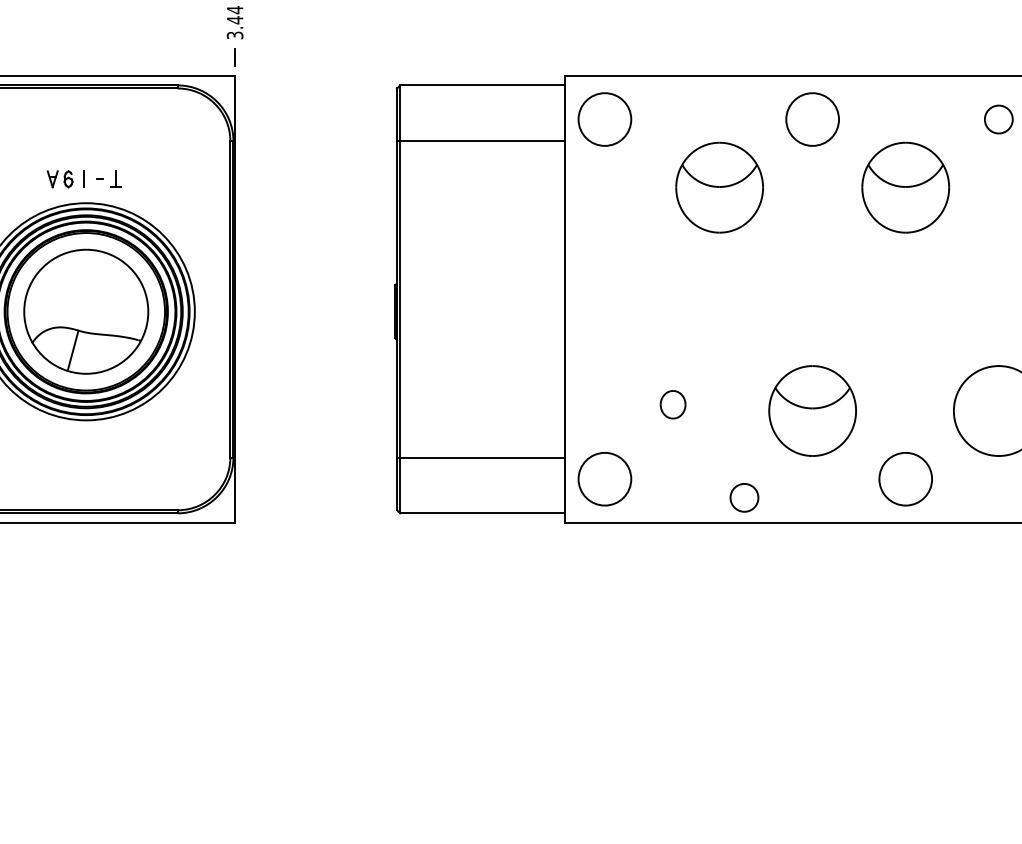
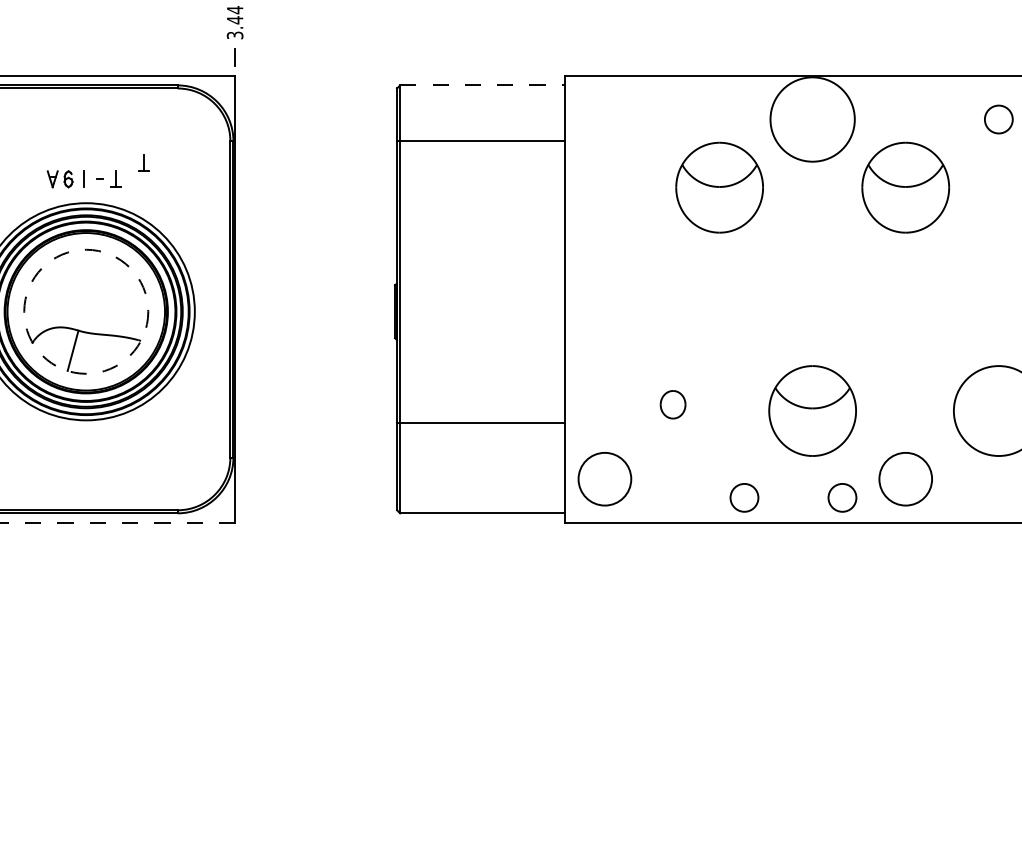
line: solid -> dashed (482, 85)
circle: present -> none (604, 119)
circle diameter: 53 px -> 84 px (812, 119)
part: none -> present (143, 162)
circle: solid -> dashed (86, 311)
line position: (480, 457) -> (480, 422) (480, 422)
circle: none -> present (842, 497)
line: solid -> dashed (117, 522)
